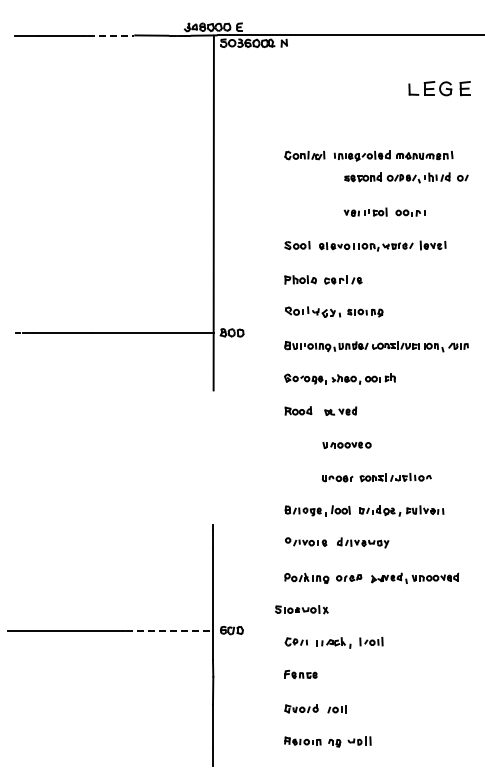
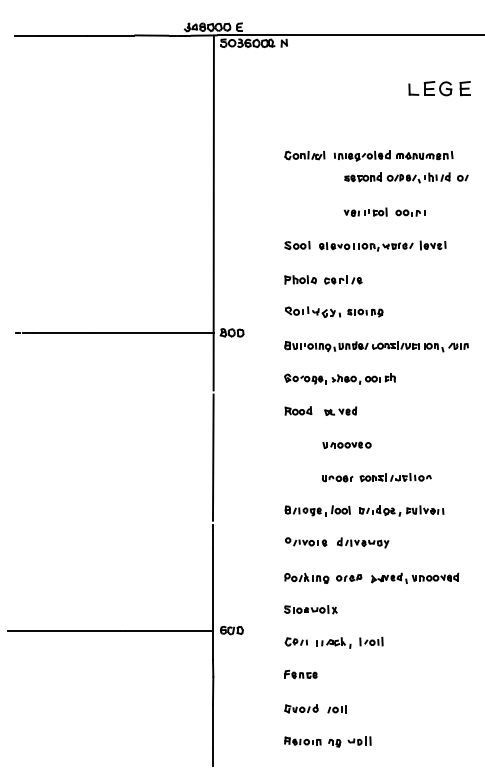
line: dashed -> solid (111, 35)
line: none -> present (212, 457)
part position: (301, 609) -> (310, 609) (310, 609)
line: dashed -> solid (169, 630)
